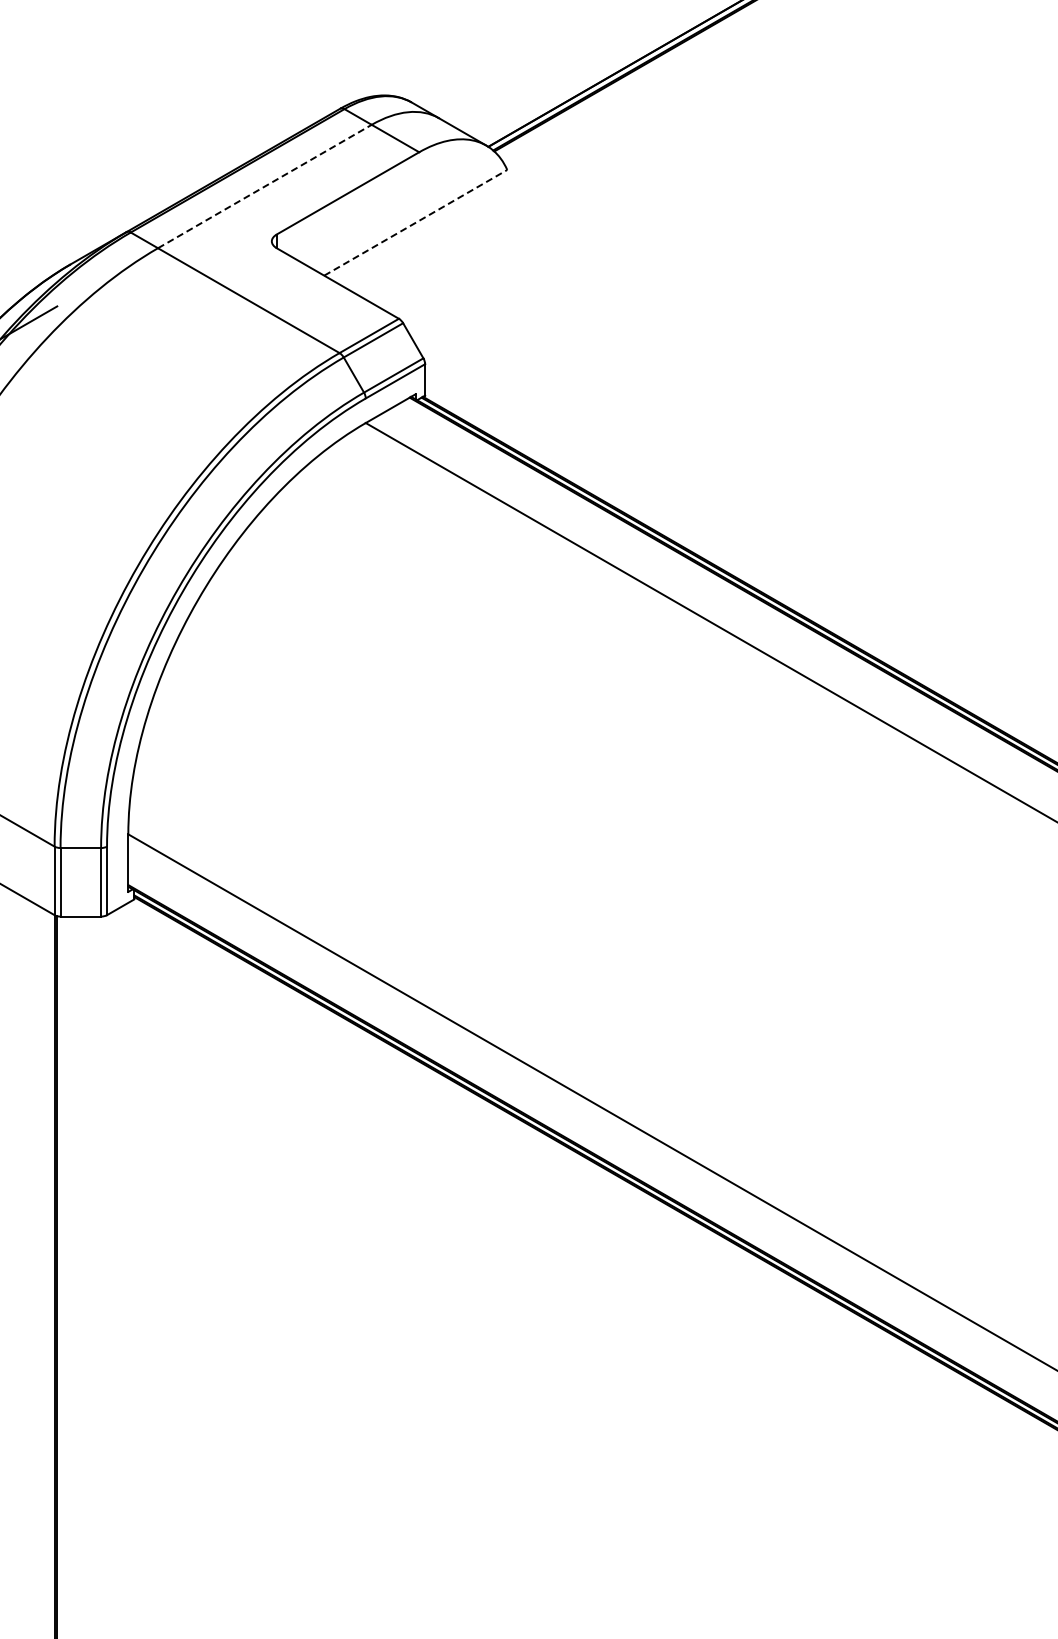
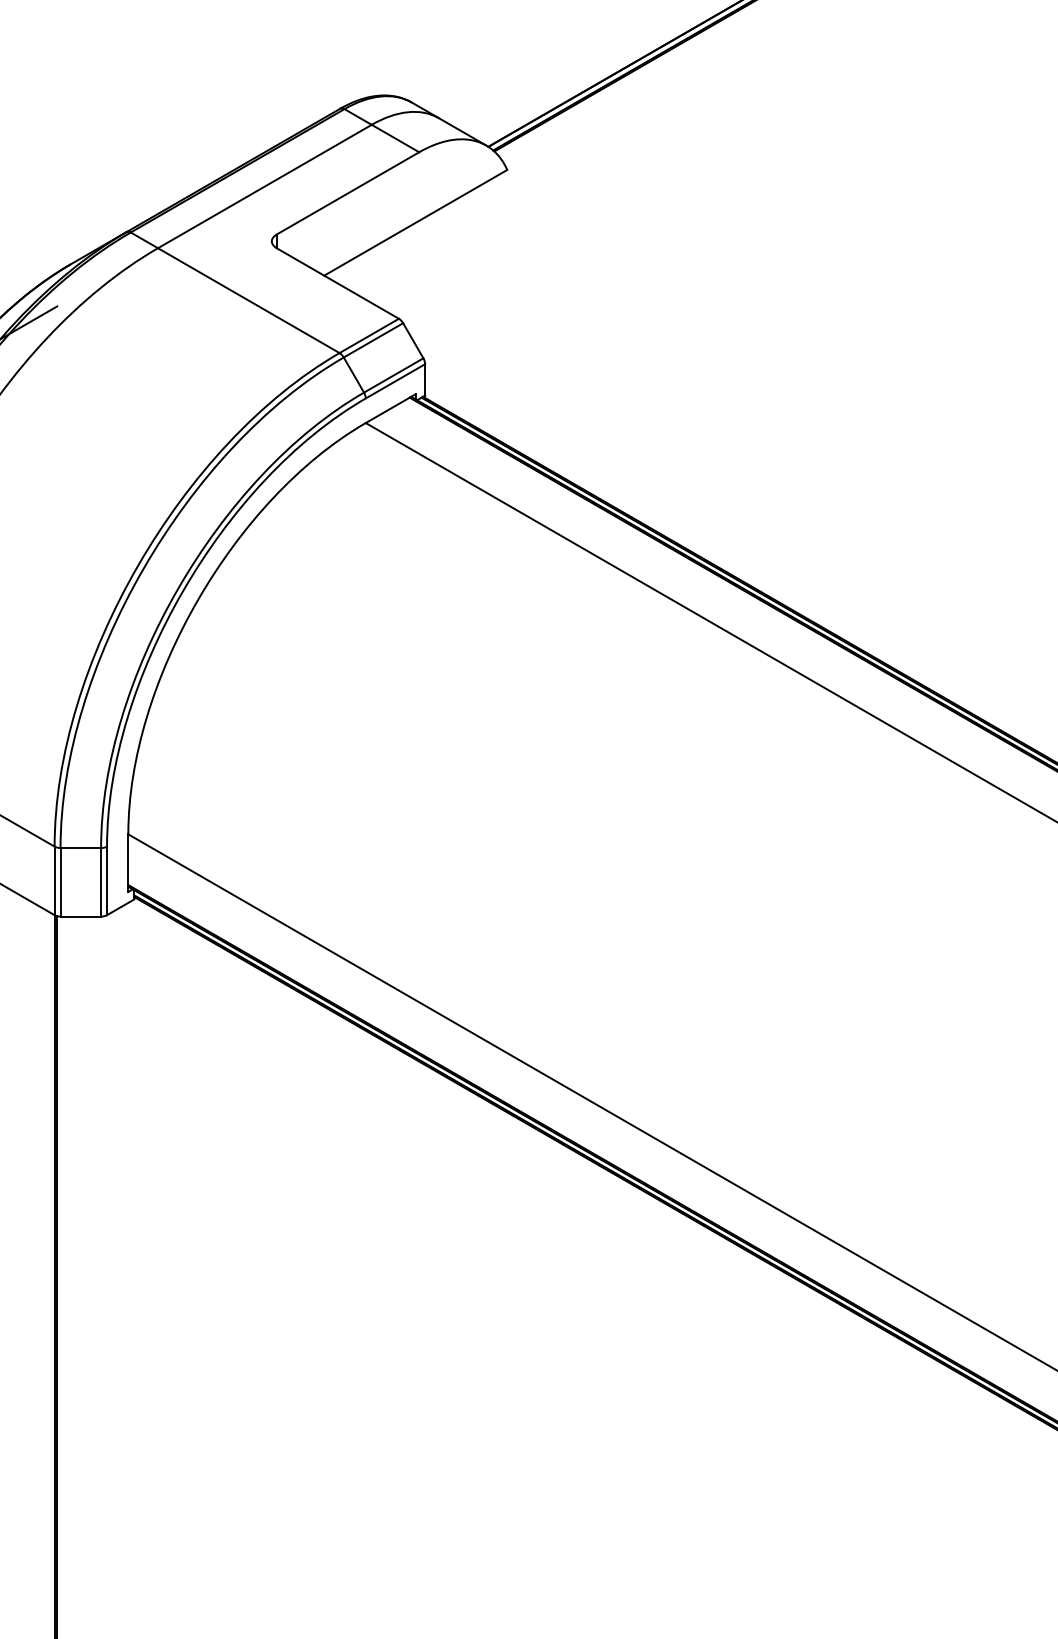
line: dashed -> solid (265, 186)
line: dashed -> solid (415, 222)
